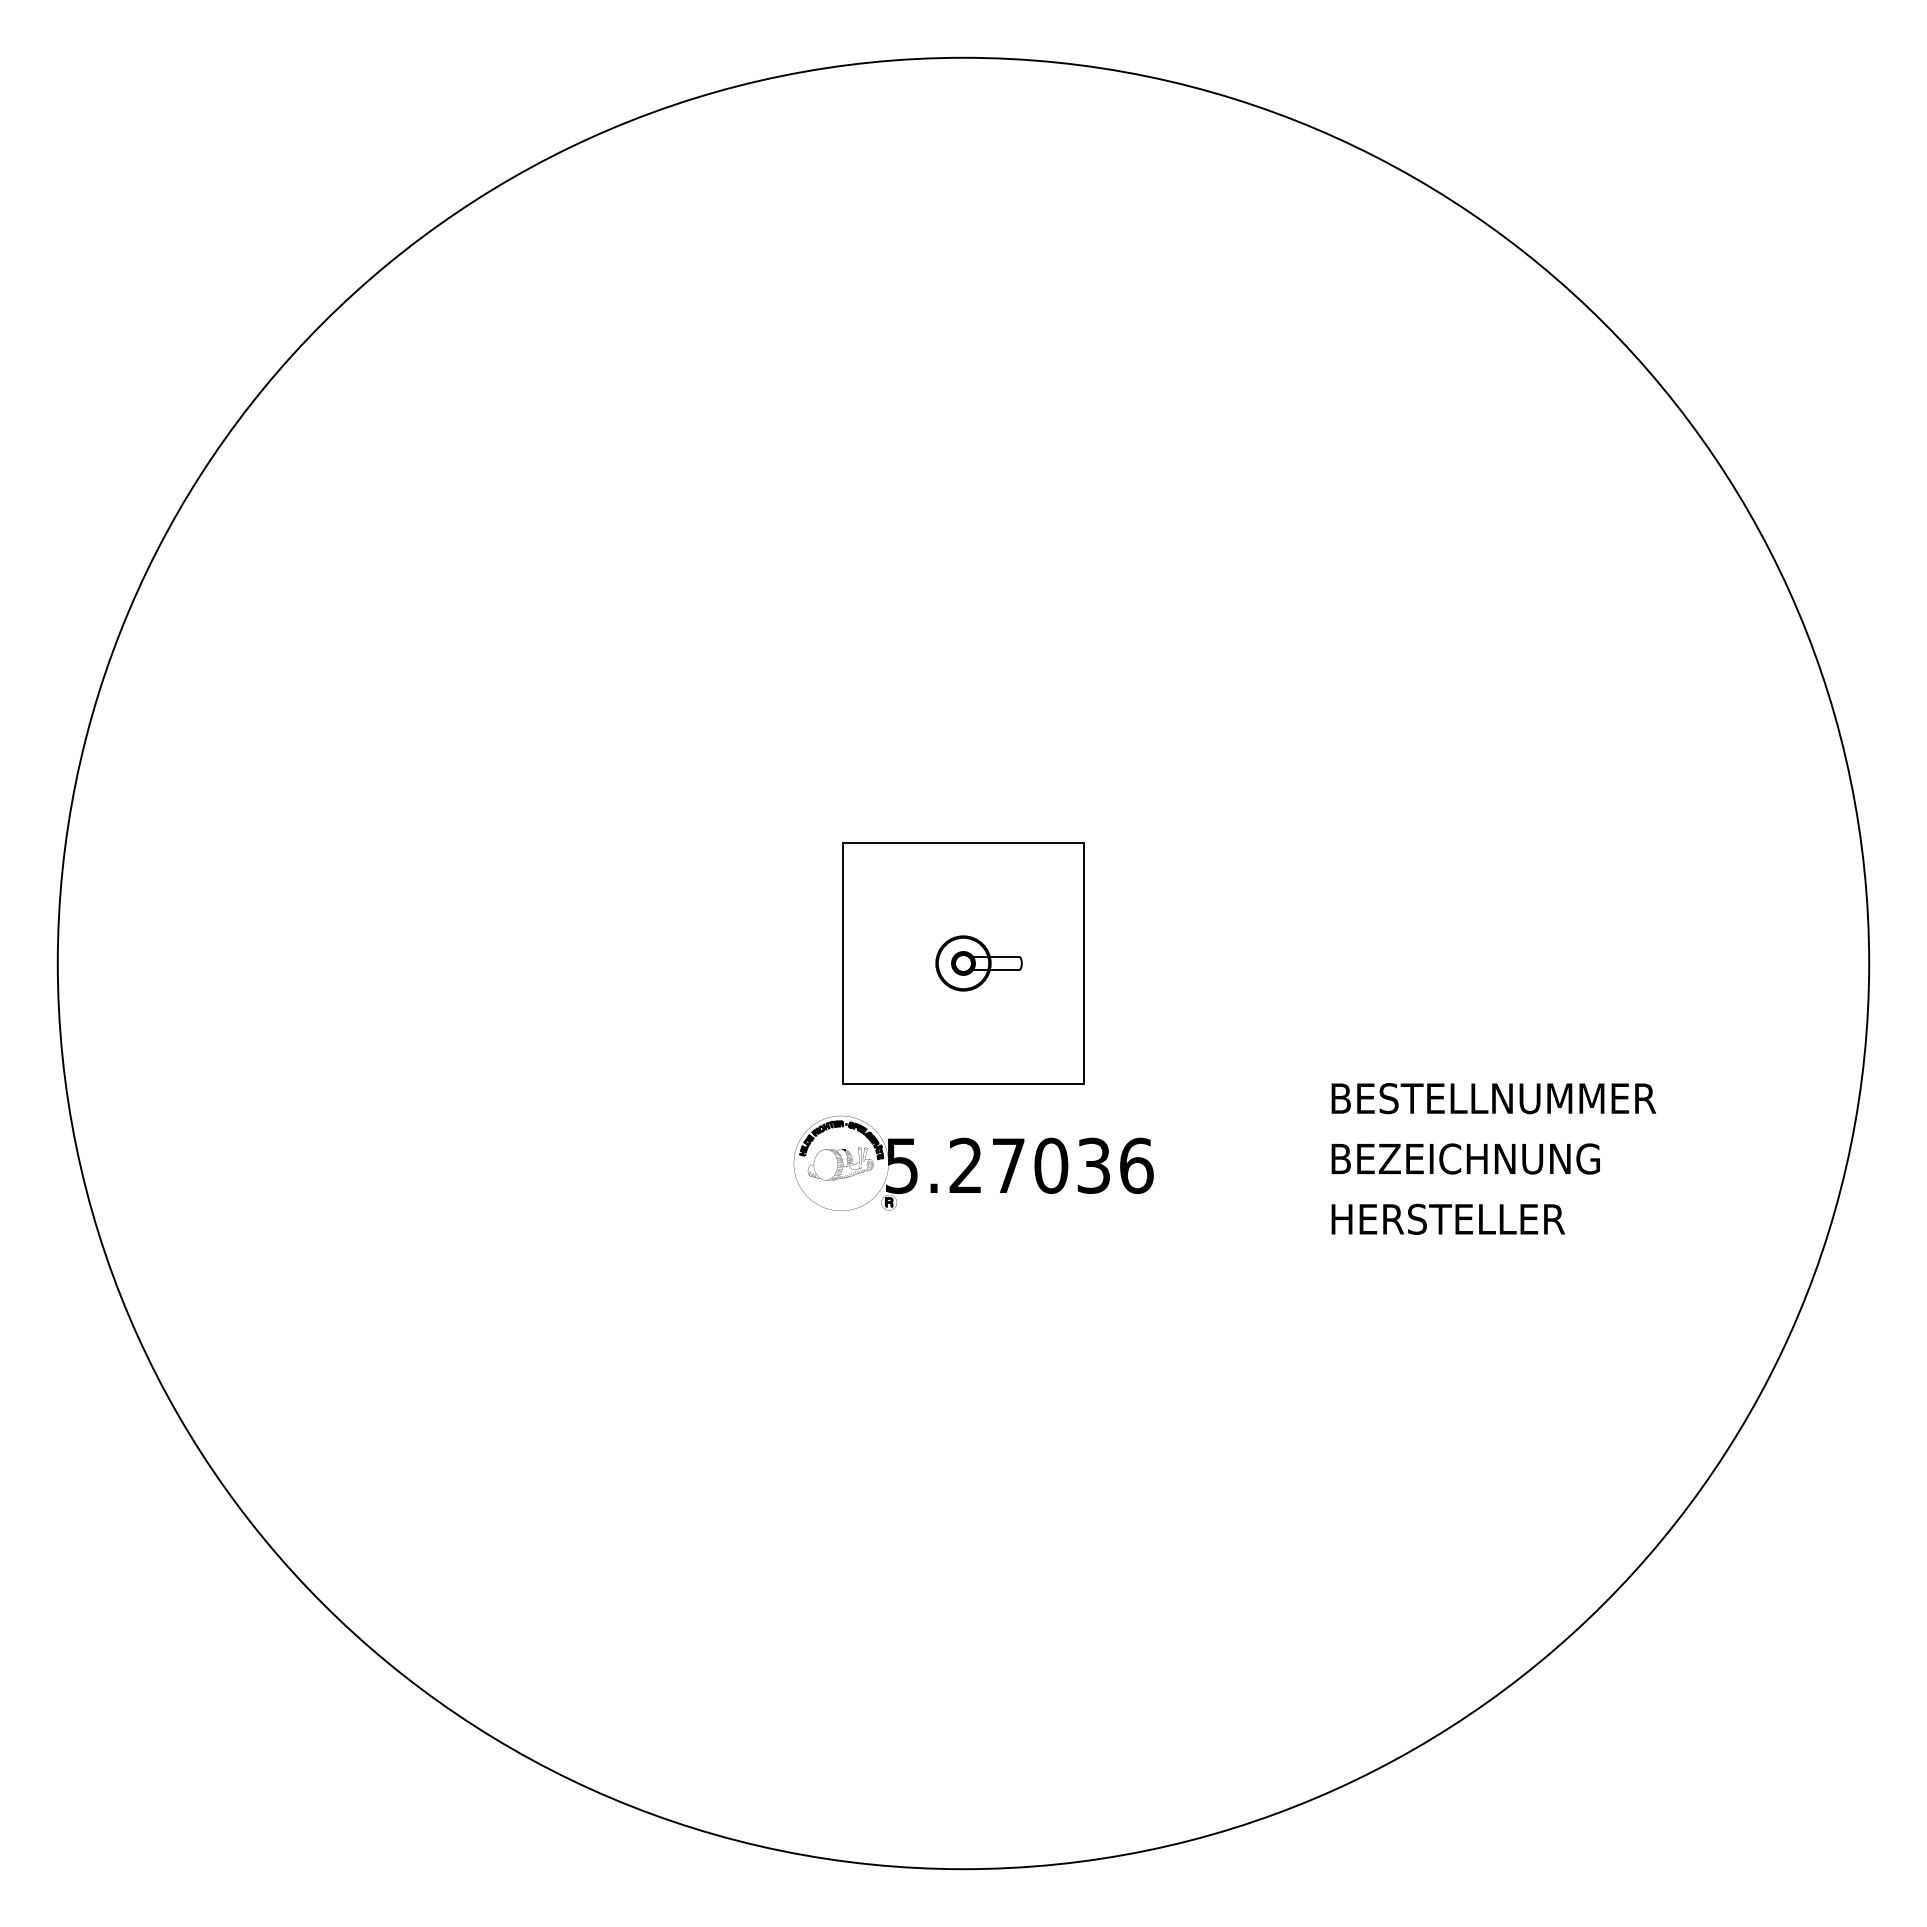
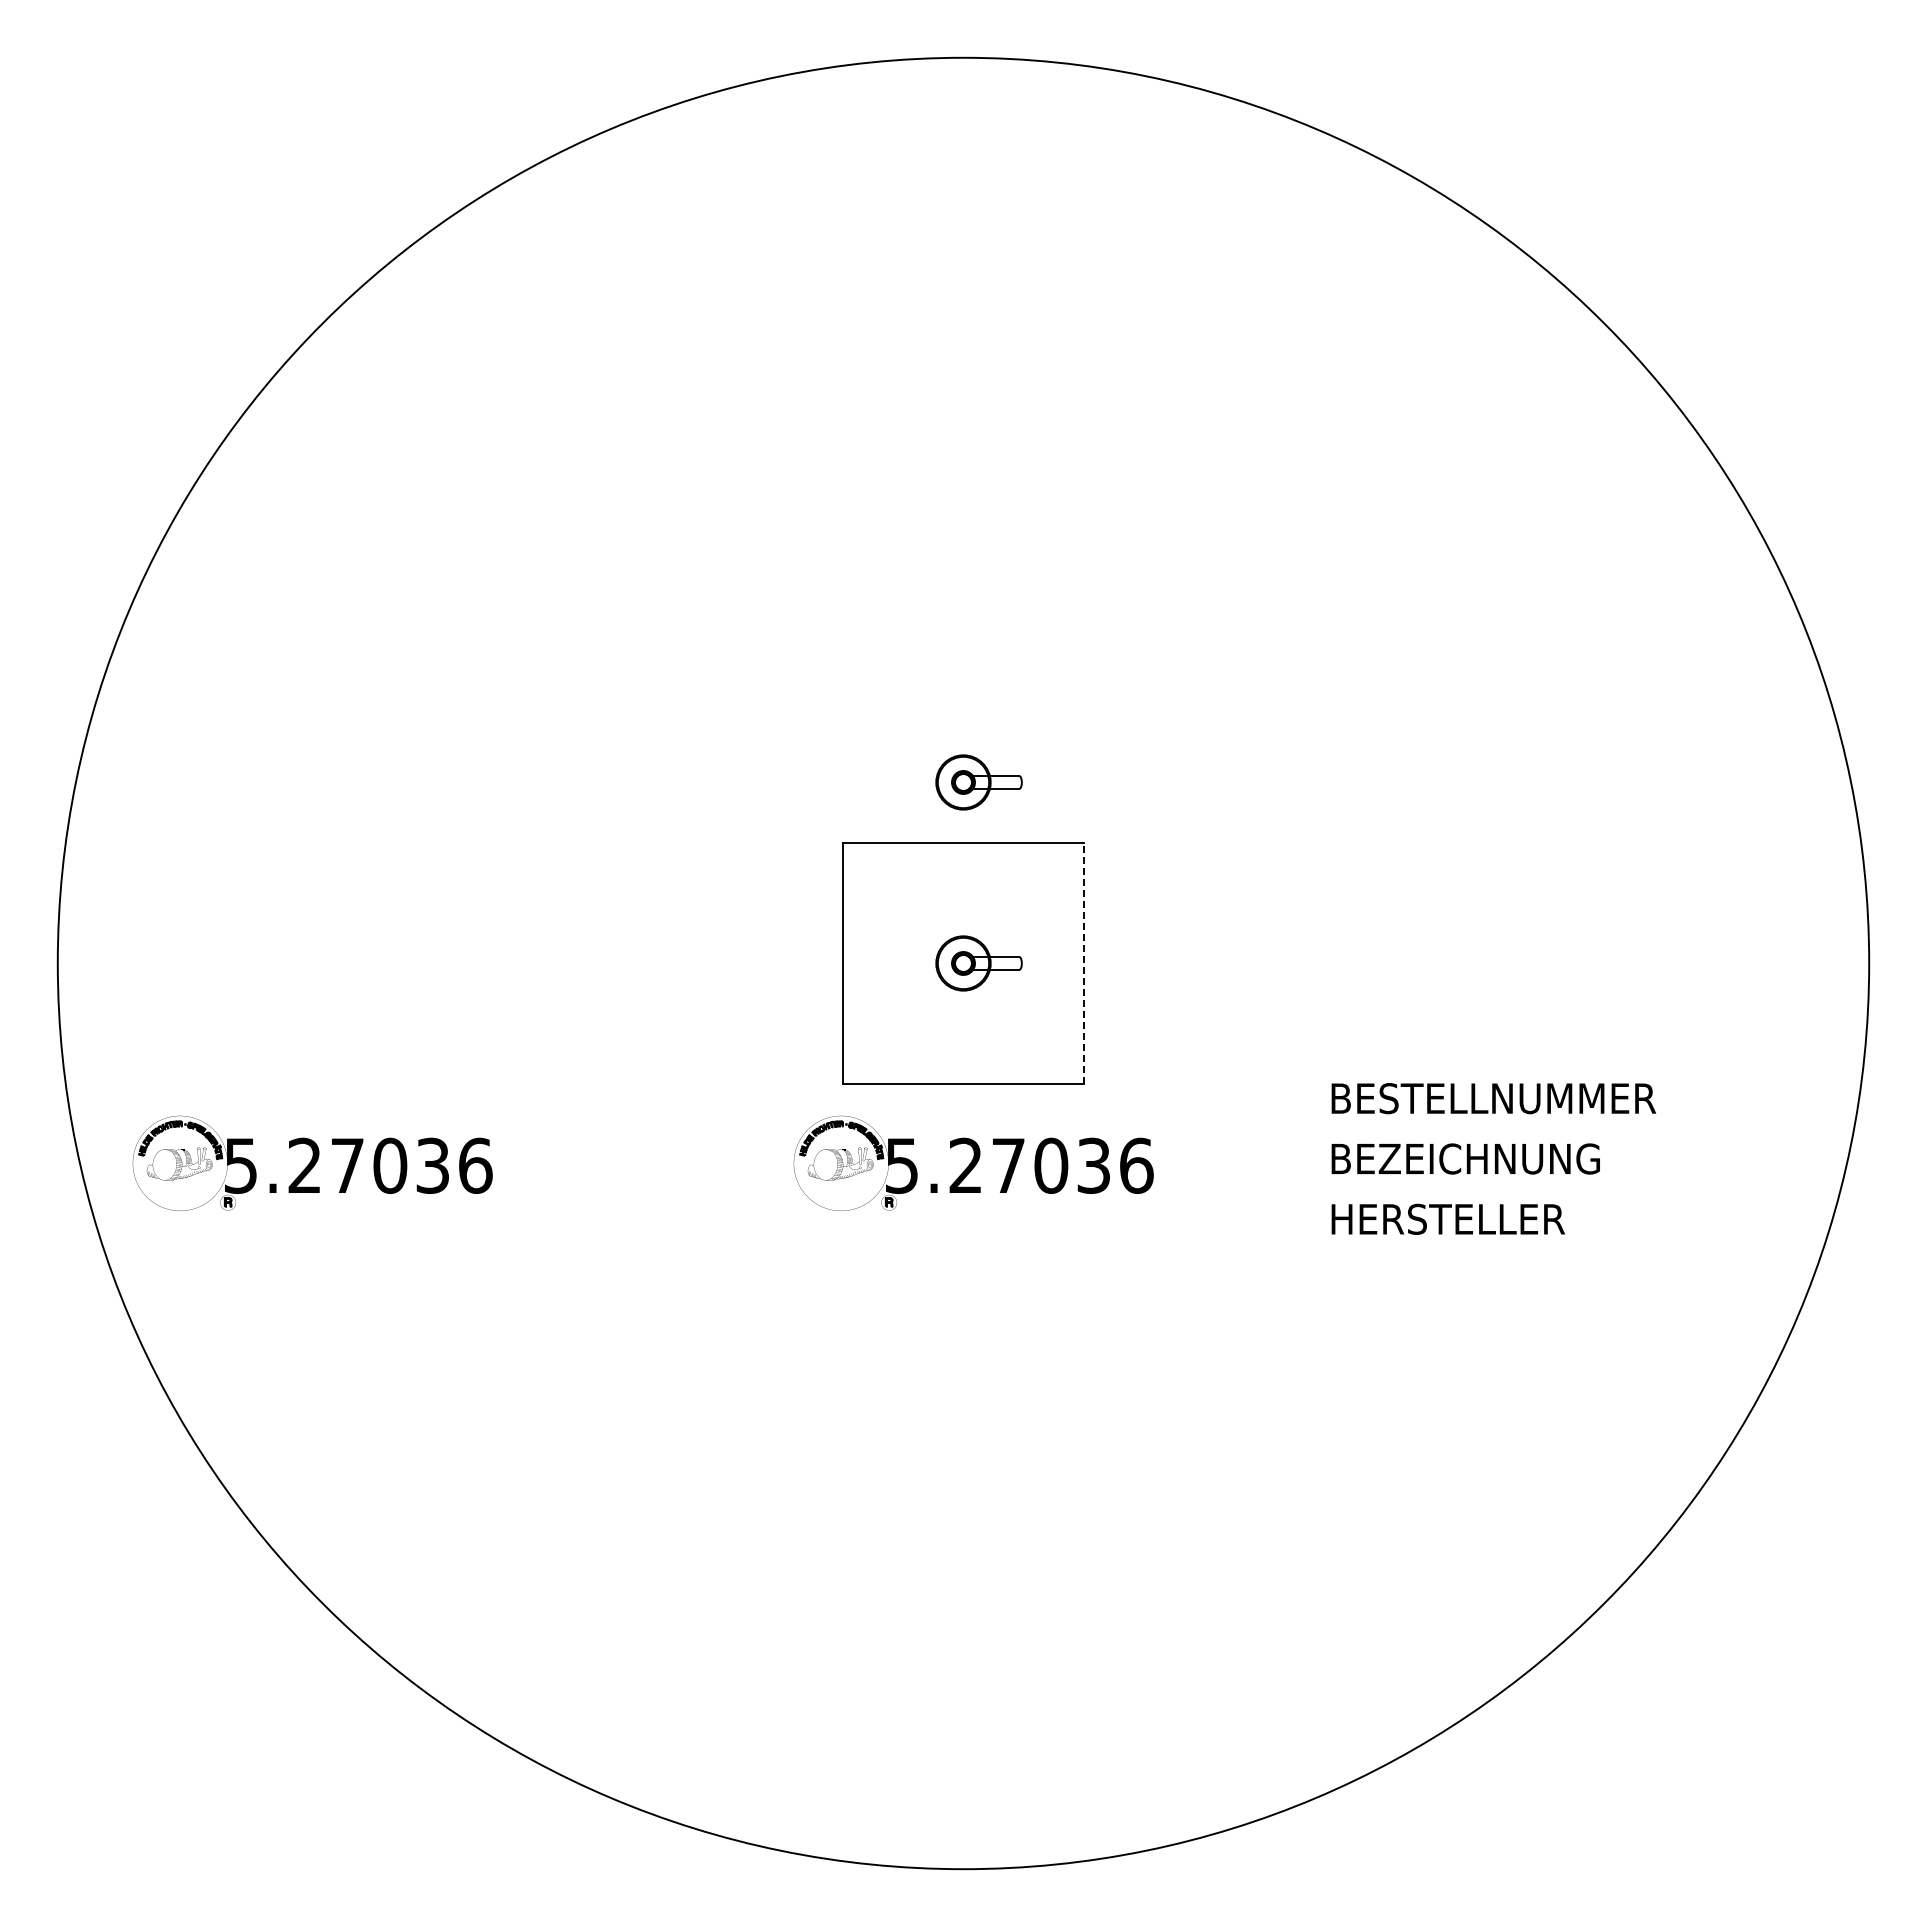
part: none -> present (978, 782)
line: solid -> dashed (1084, 963)
part: none -> present (312, 1162)
